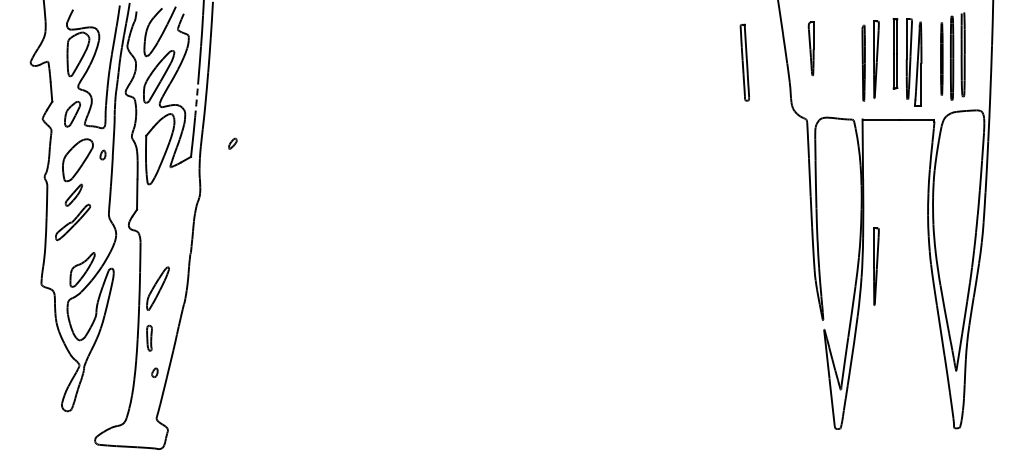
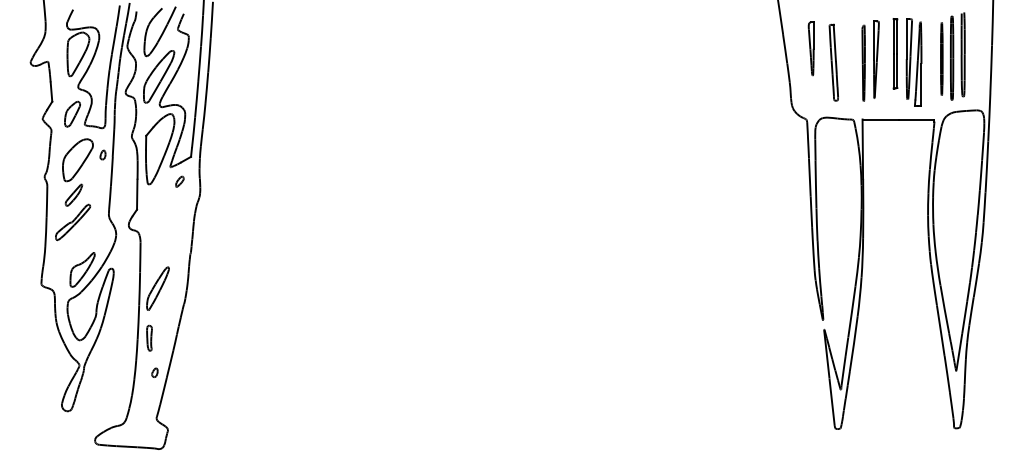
part position: (744, 62) -> (833, 62) (833, 62)
arc: dashed -> solid (196, 99)
part position: (232, 143) -> (179, 181) (179, 181)
part: present -> none (876, 266)
